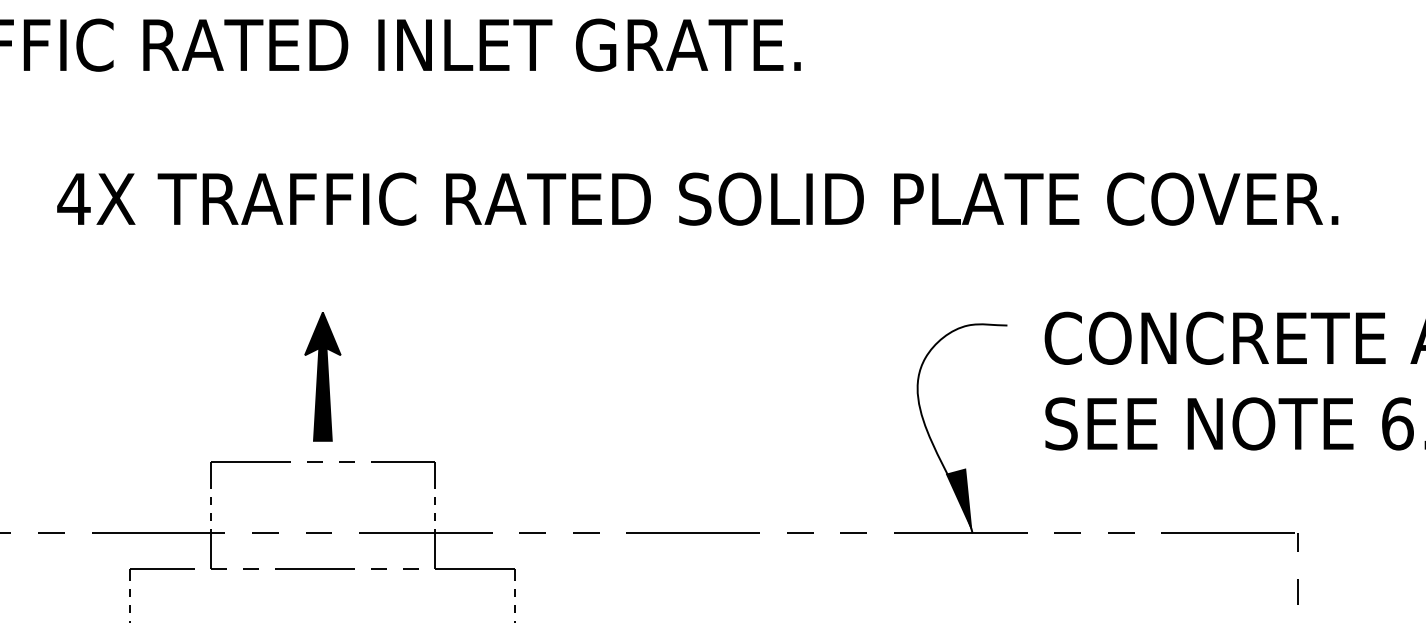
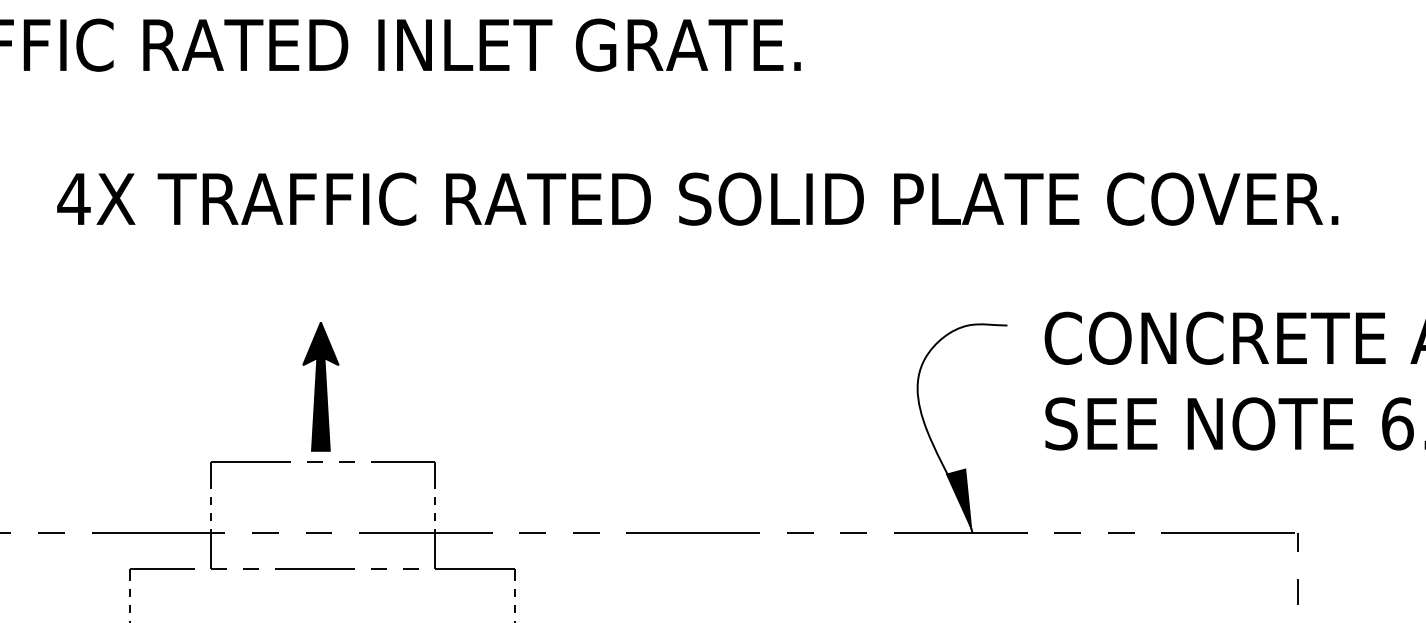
part position: (322, 376) -> (320, 386) (320, 386)
